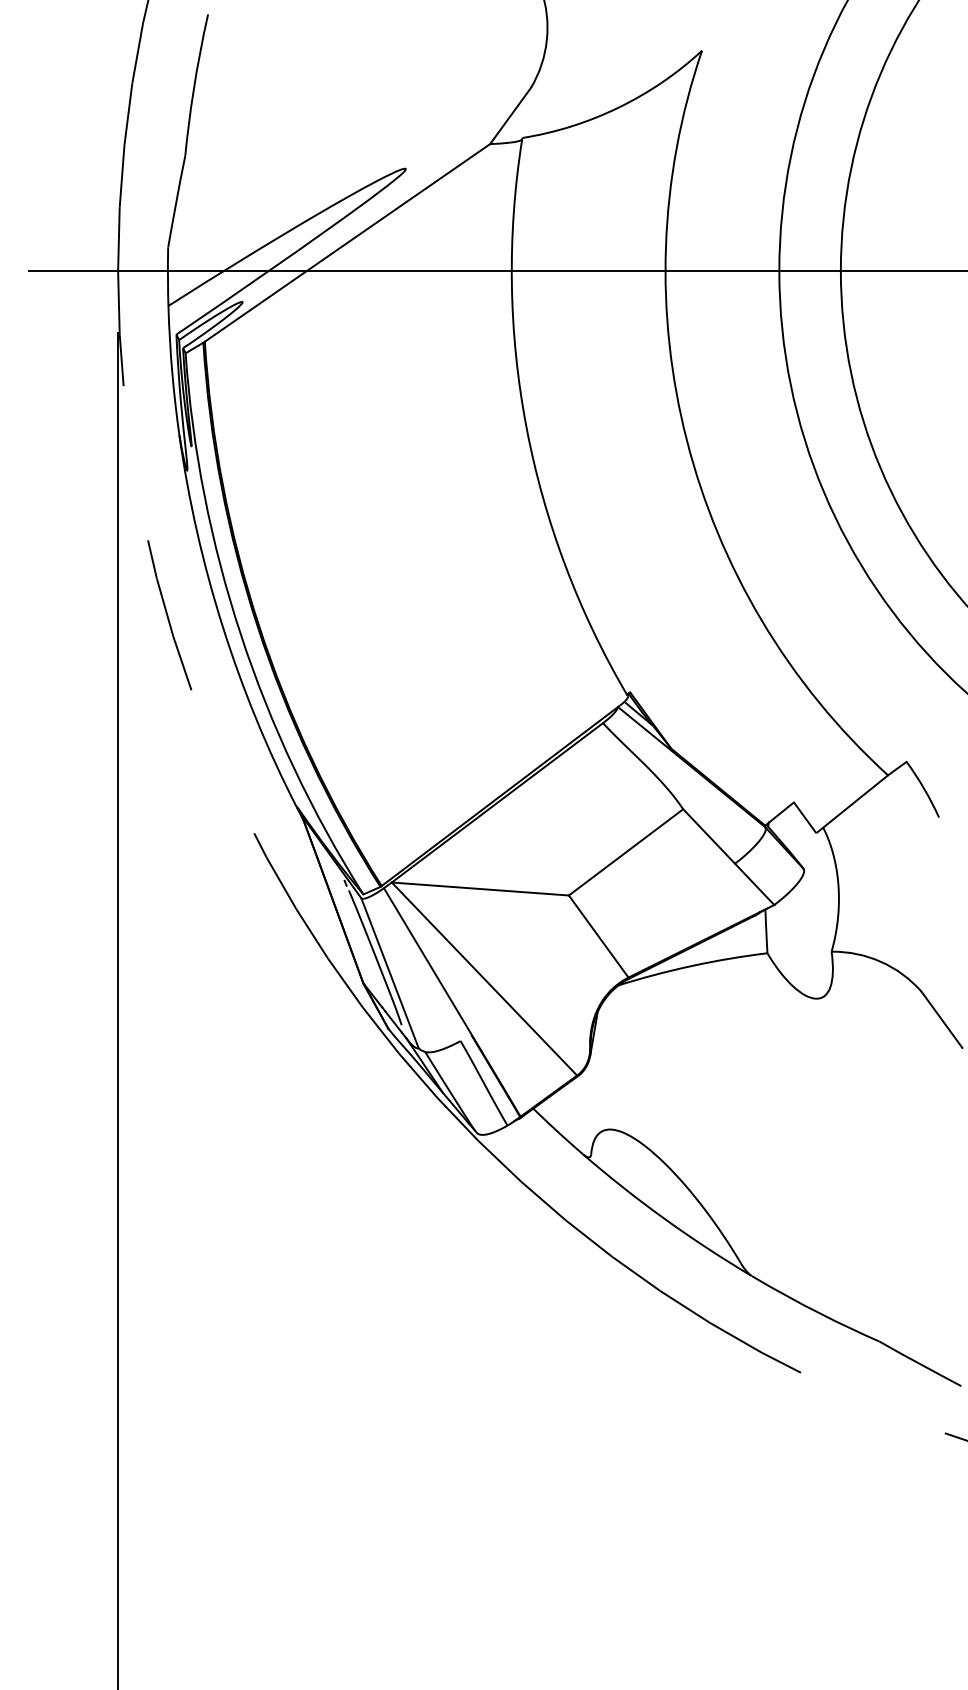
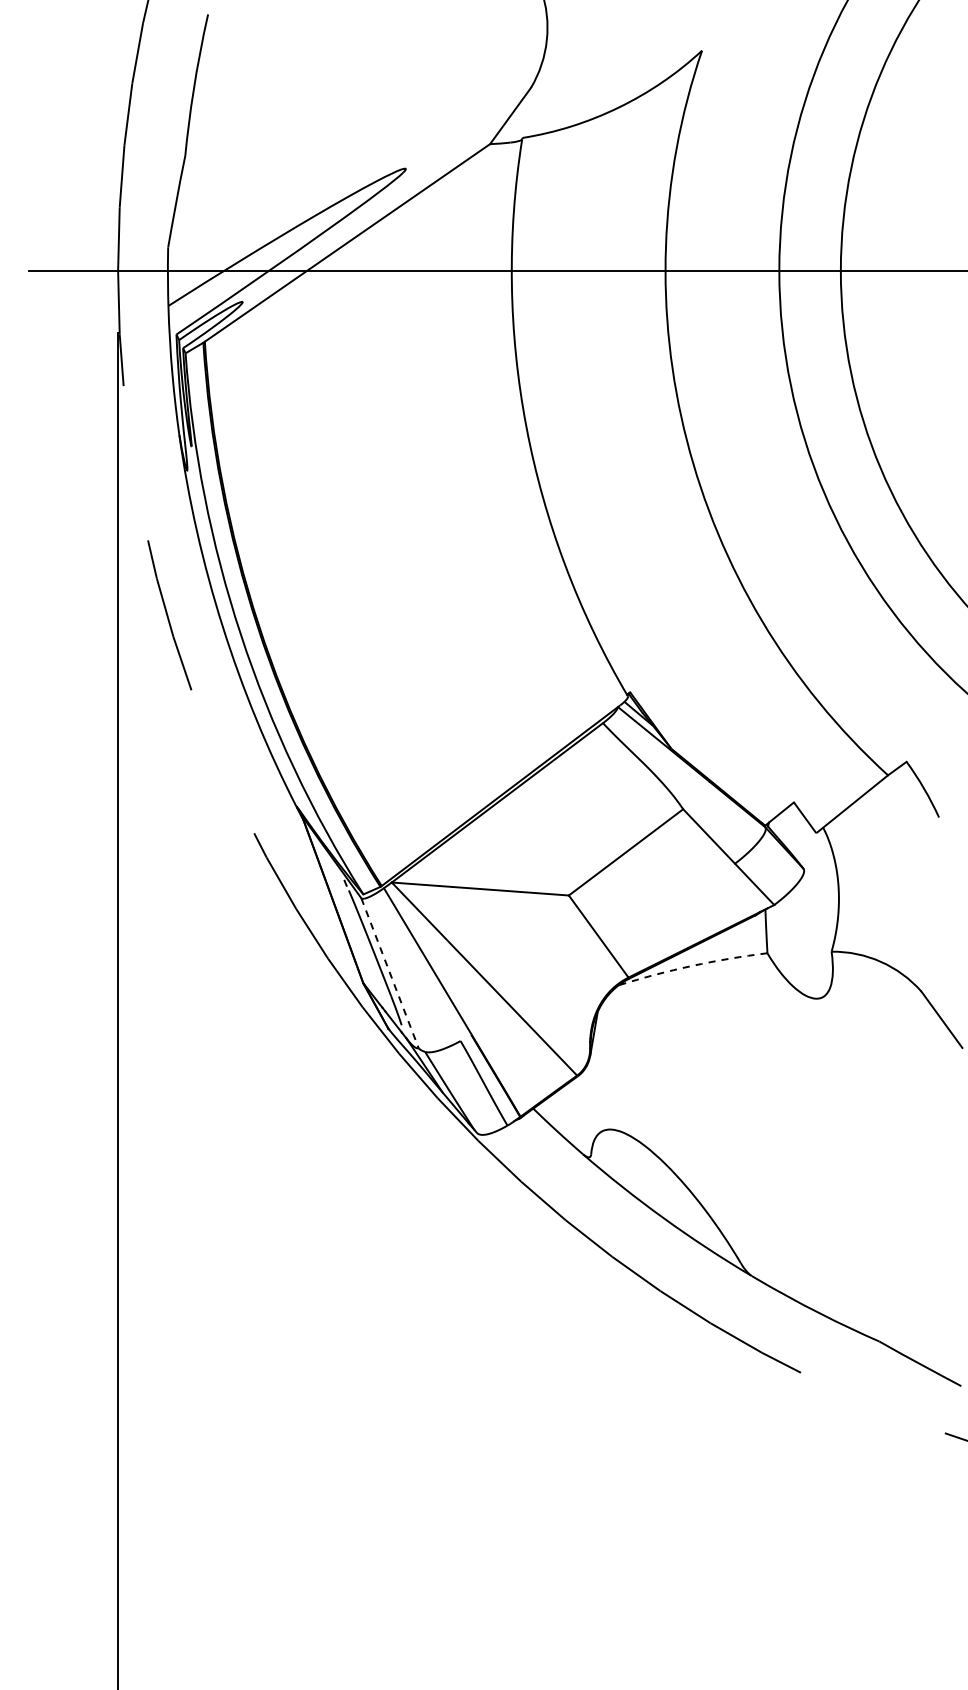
arc: solid -> dashed (692, 965)
line: solid -> dashed (390, 973)
